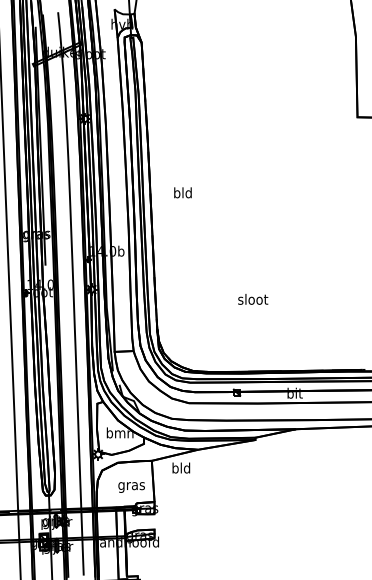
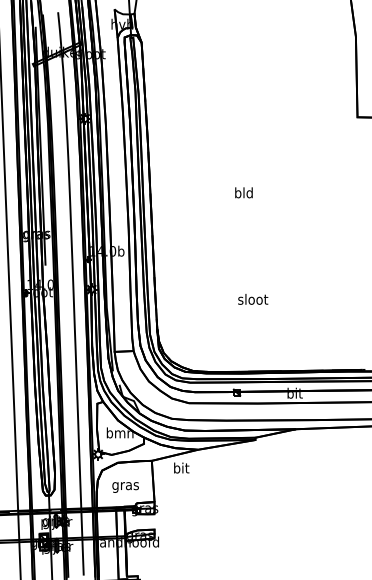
text position: (182, 192) -> (243, 192) (243, 192)
text: bld -> bit (181, 467)
text position: (131, 487) -> (125, 487) (125, 487)
